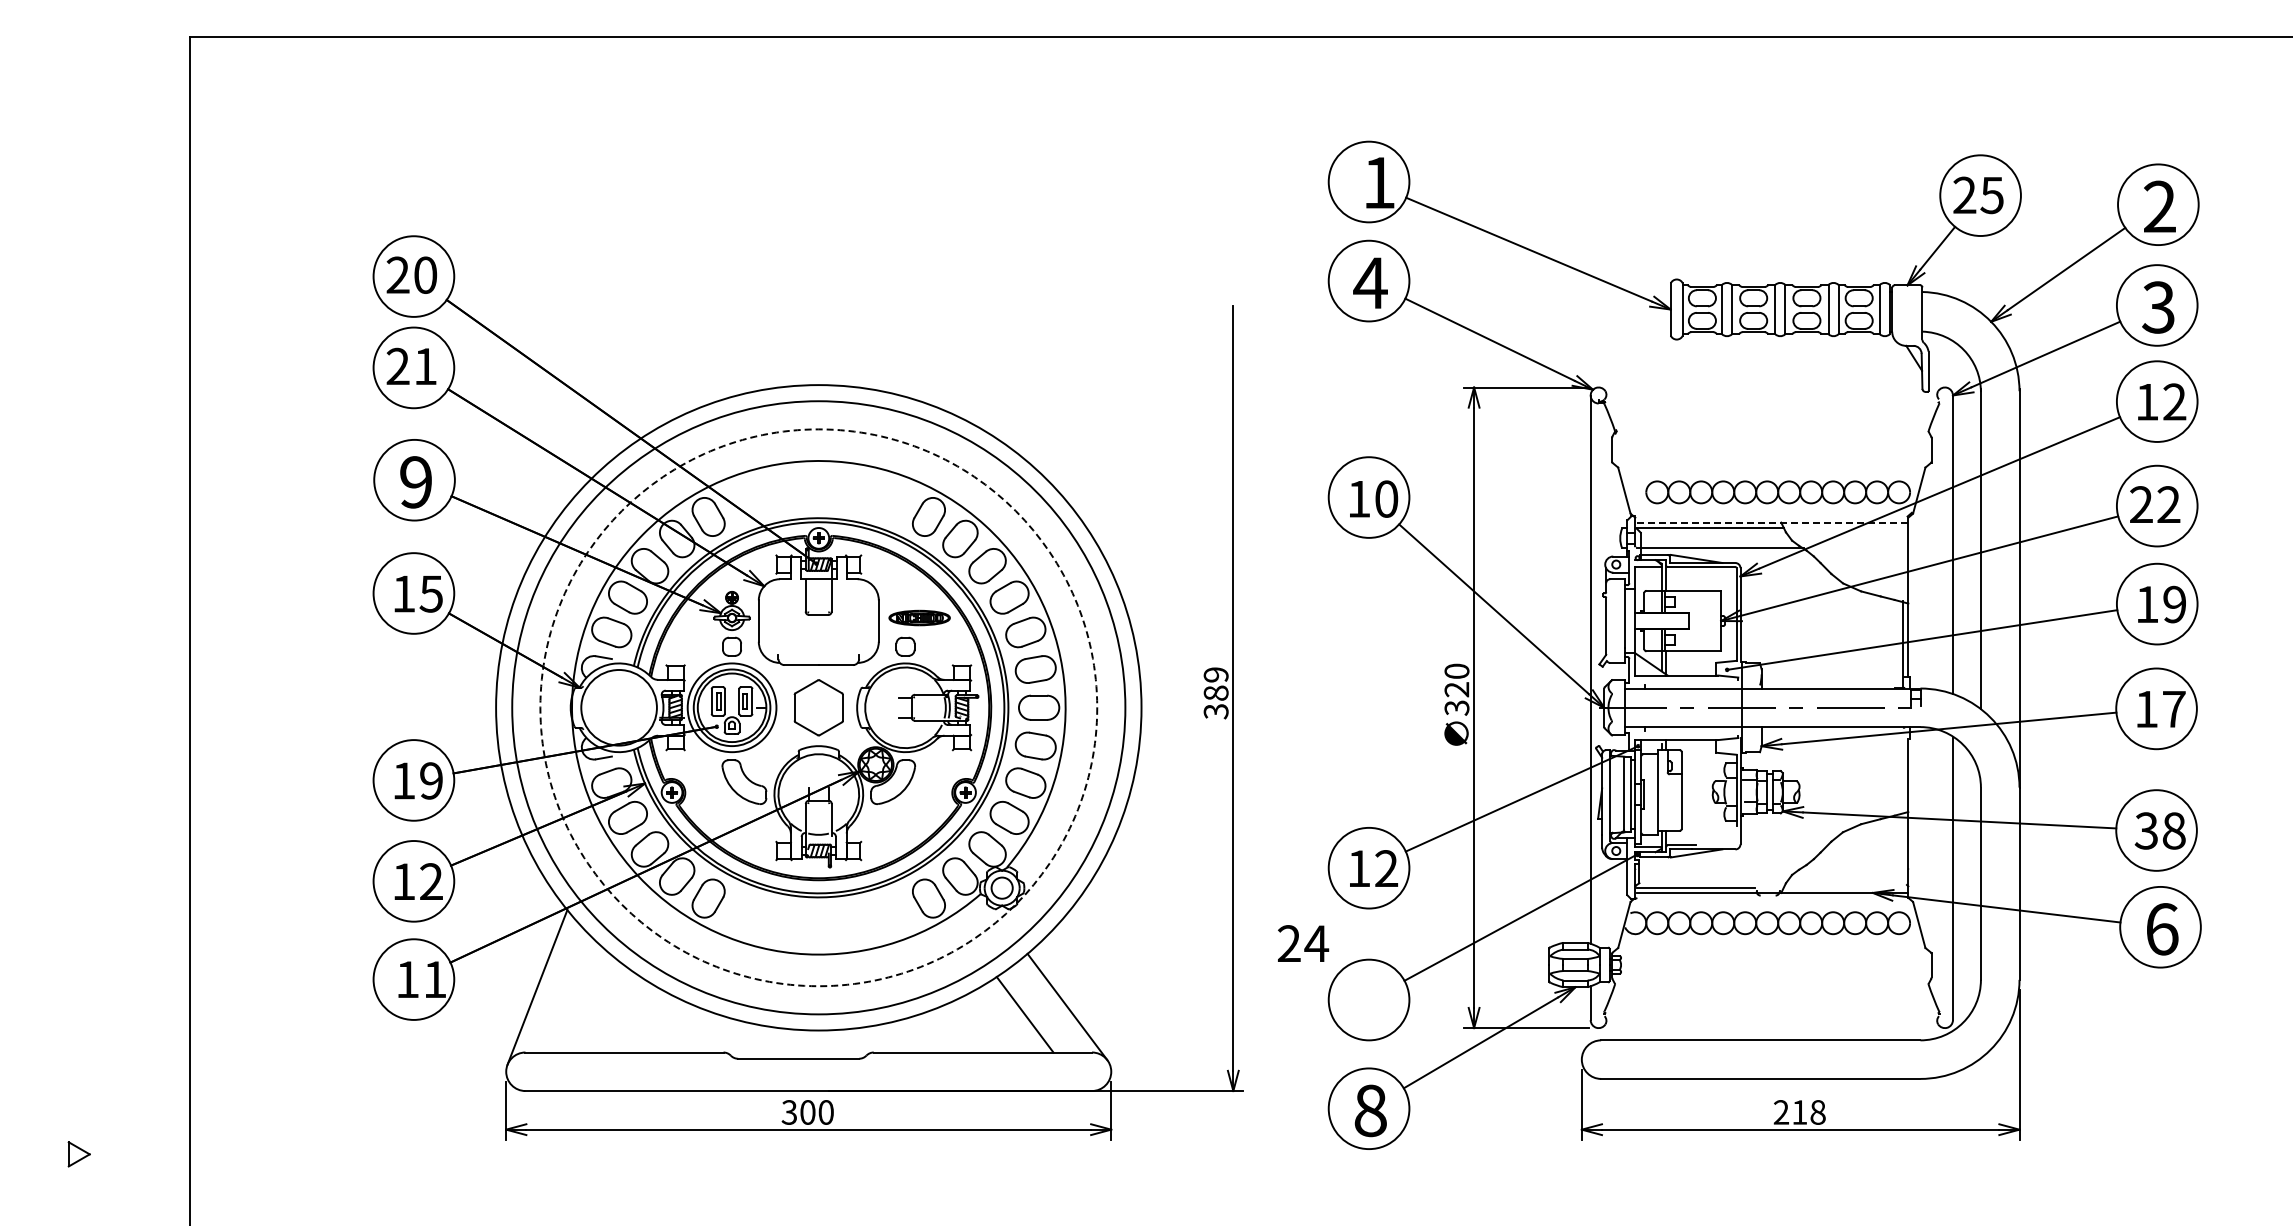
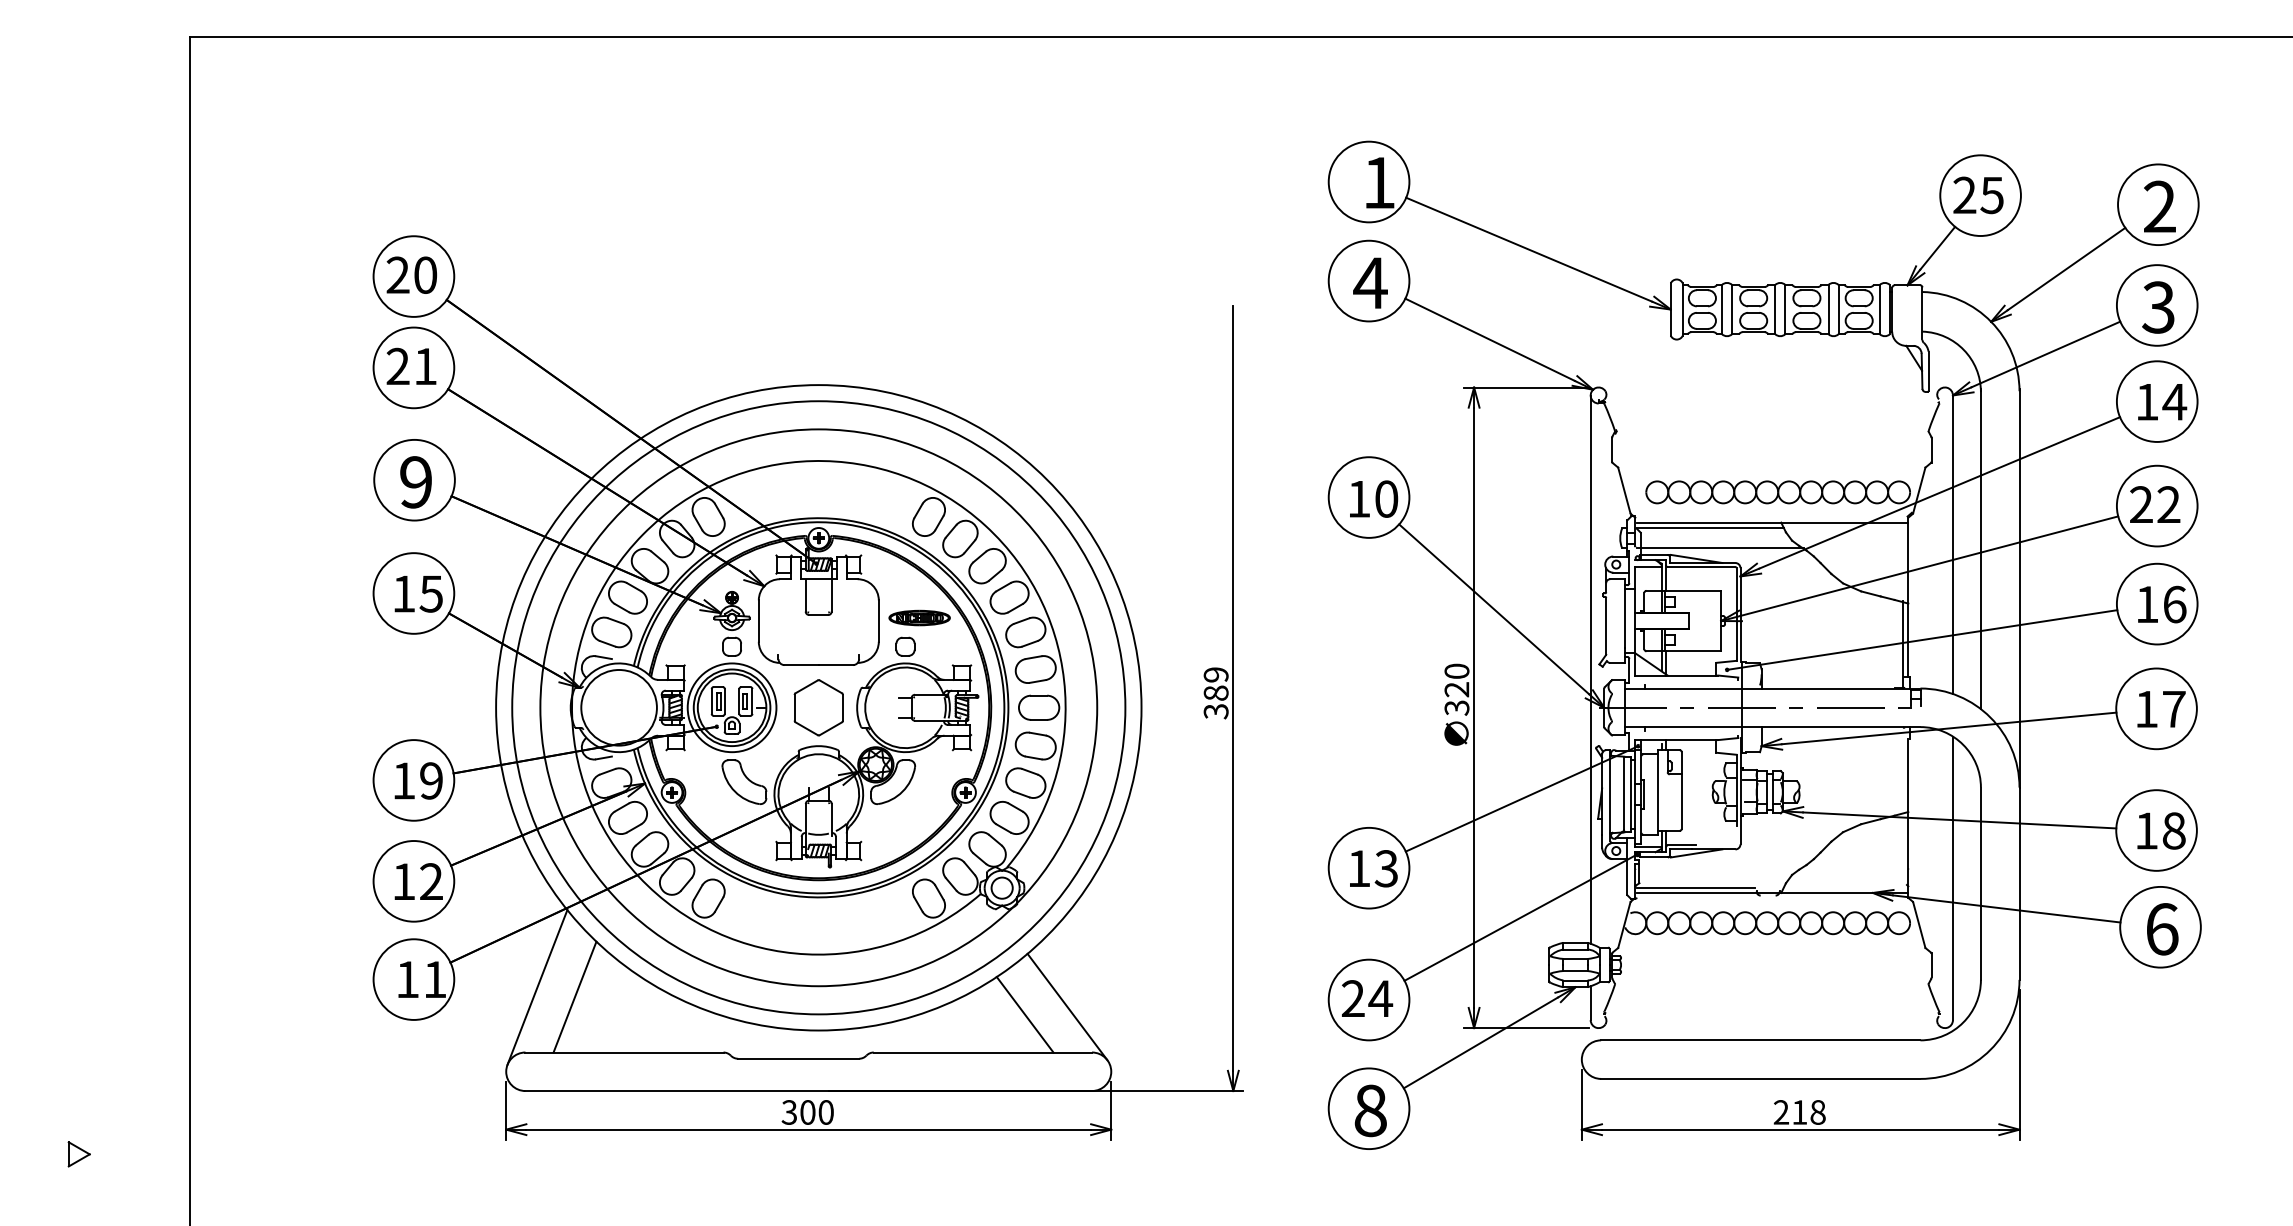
text: 12 -> 14 (2174, 401)
line: dashed -> solid (1772, 522)
text: 19 -> 16 (2174, 604)
circle: dashed -> solid (818, 707)
text: 38 -> 18 (2145, 830)
text: 12 -> 13 (1386, 868)
text position: (1303, 943) -> (1367, 998) (1367, 998)
line: none -> present (574, 996)
